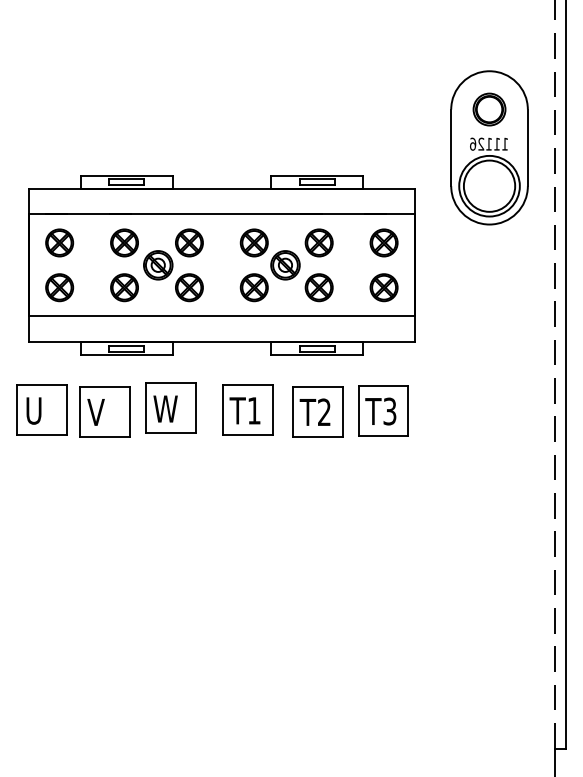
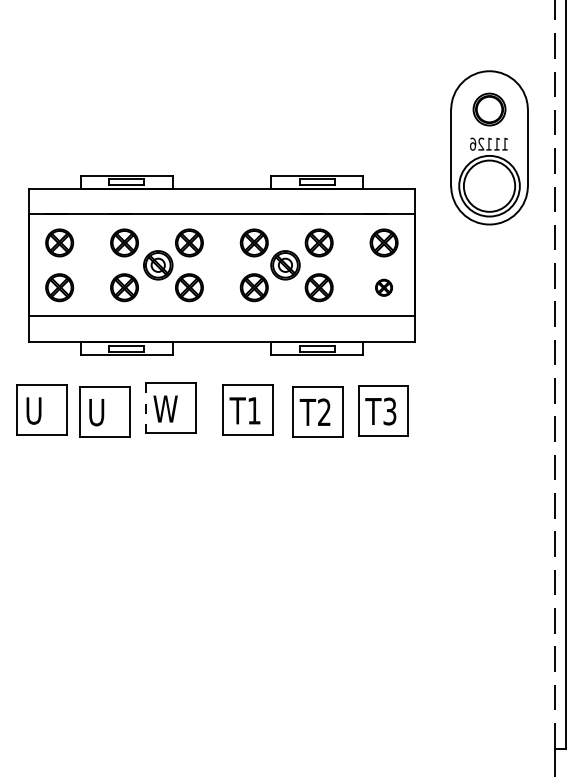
part size: 30x30 px -> 18x19 px (383, 287)
line: solid -> dashed (145, 408)
text: V -> U (95, 412)
